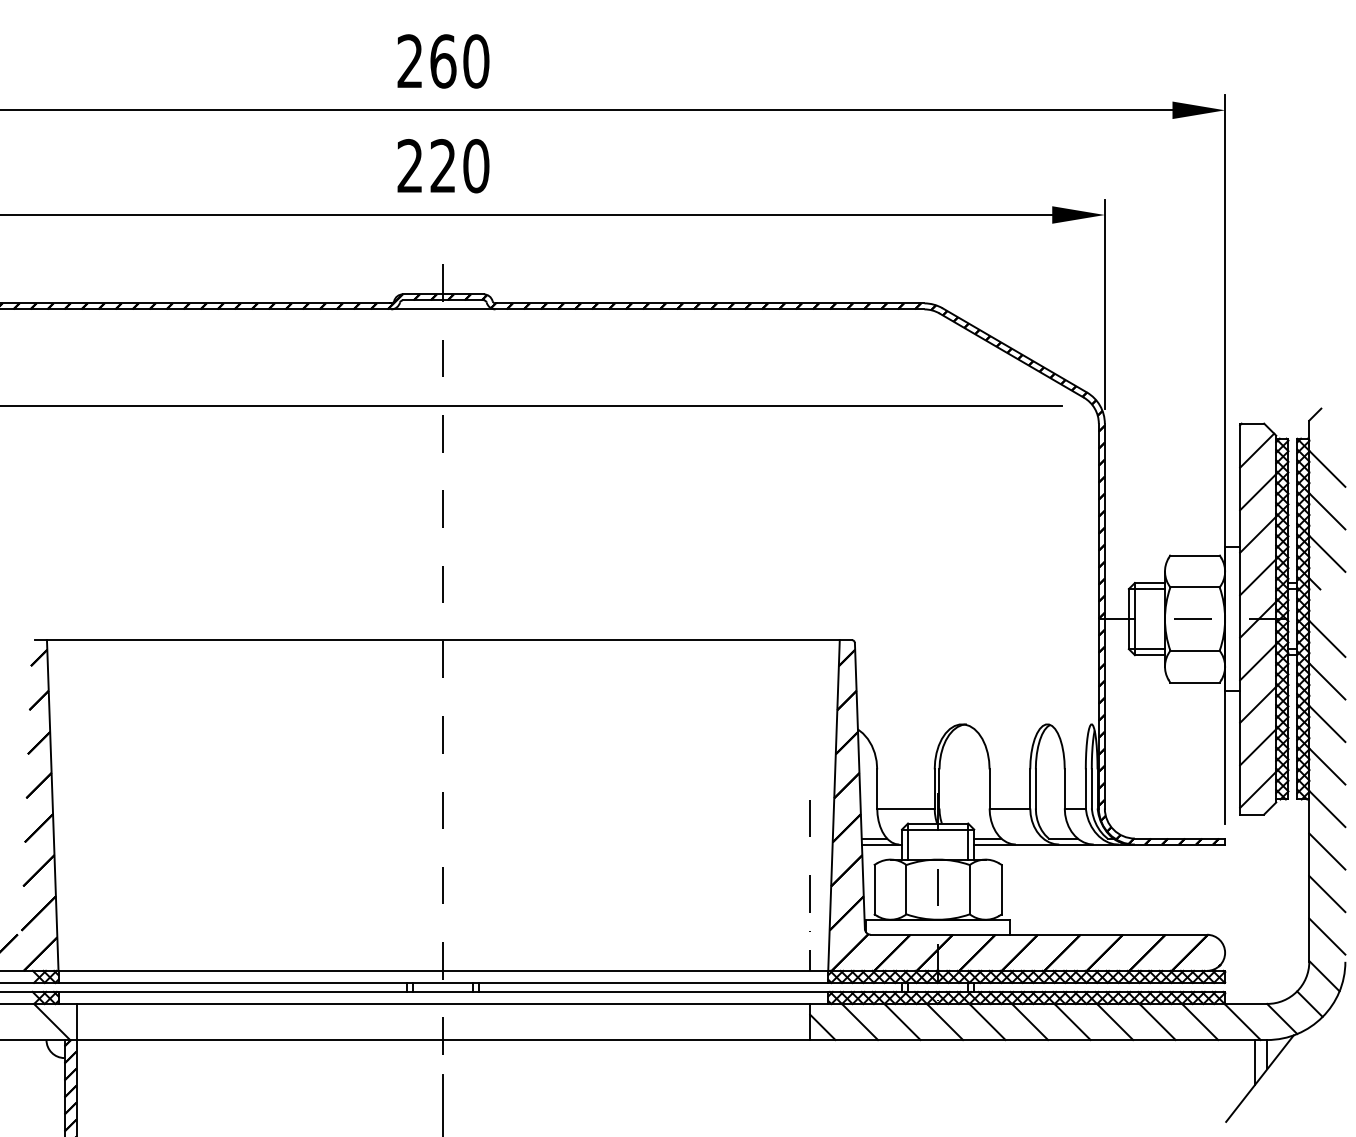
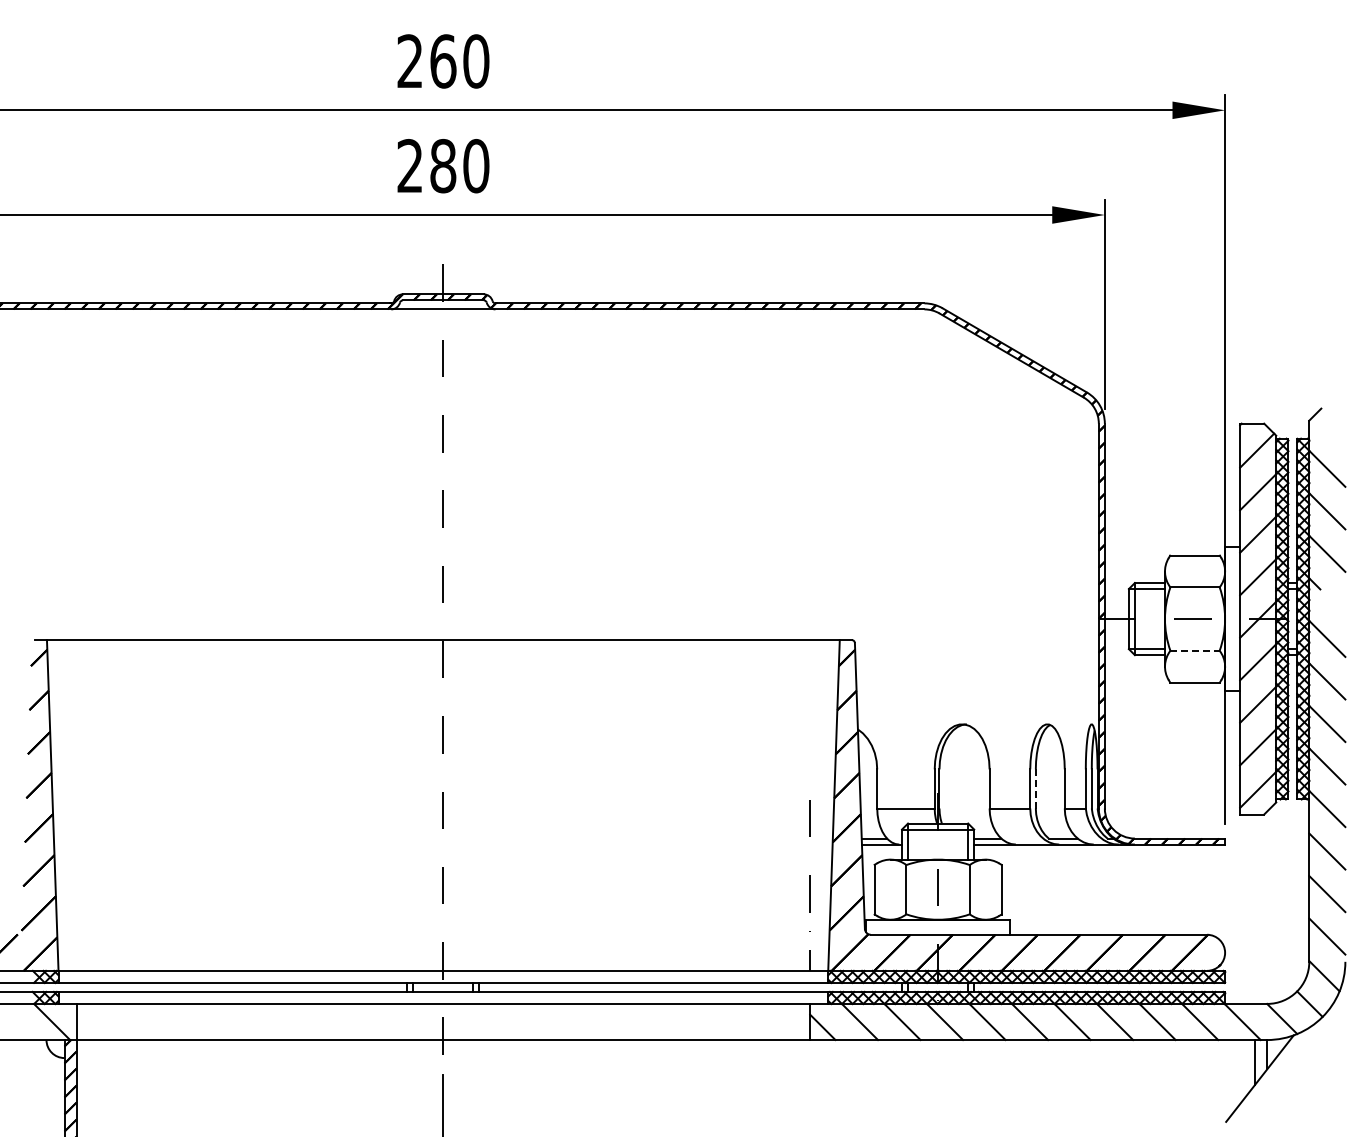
text: 220 -> 280 (443, 166)
line: present -> none (531, 405)
line: solid -> dashed (1195, 650)
line: solid -> dashed (1035, 788)
